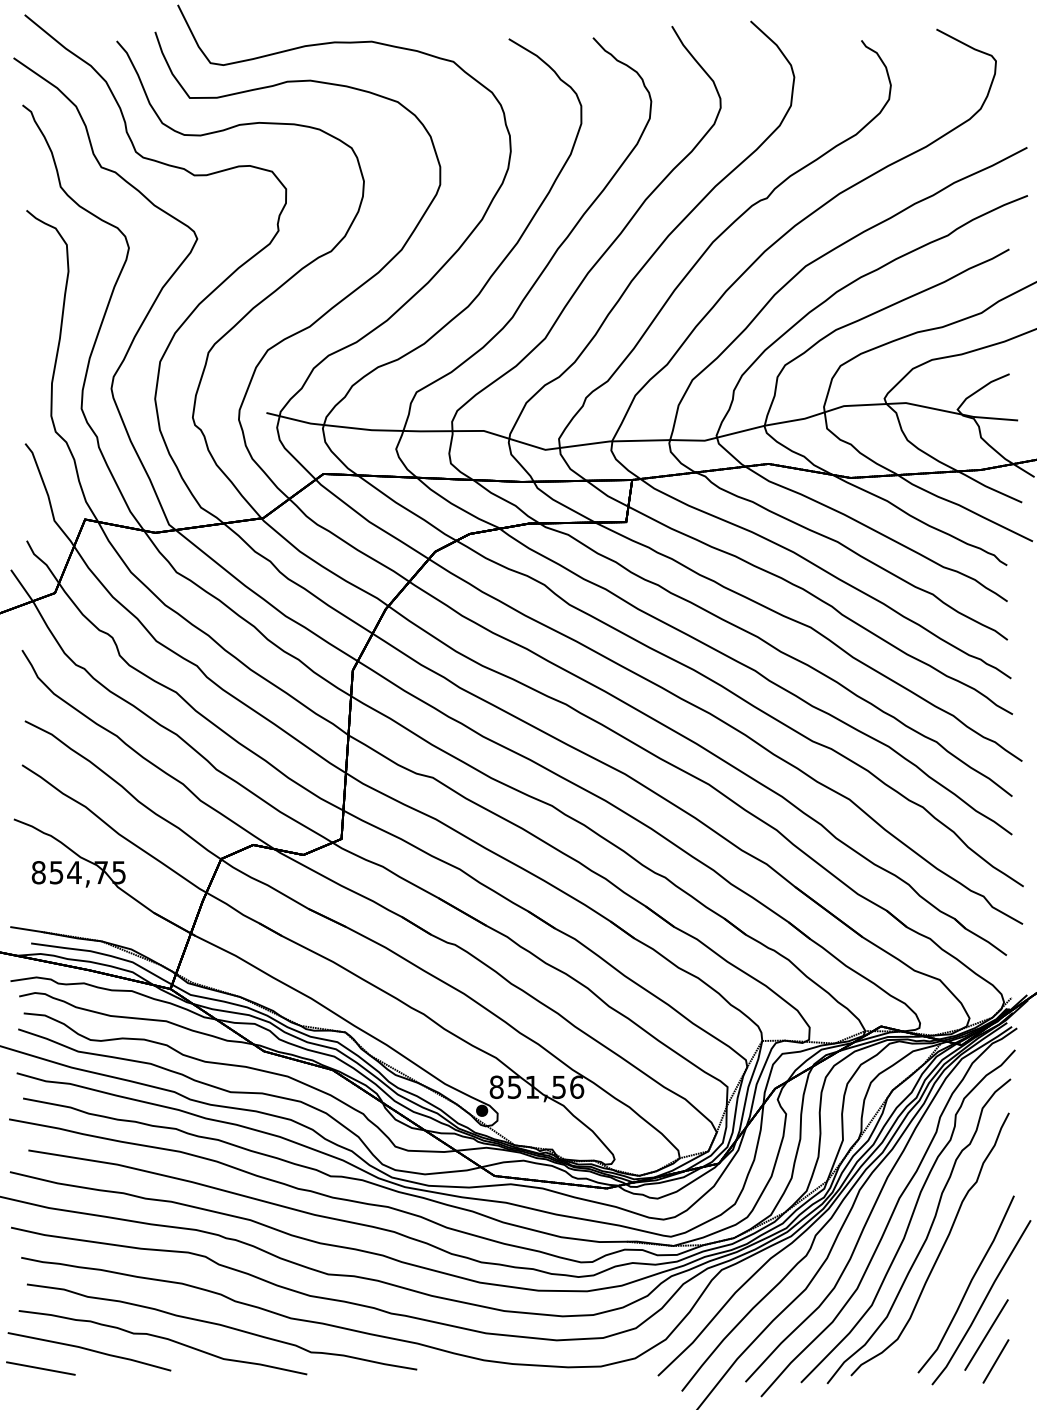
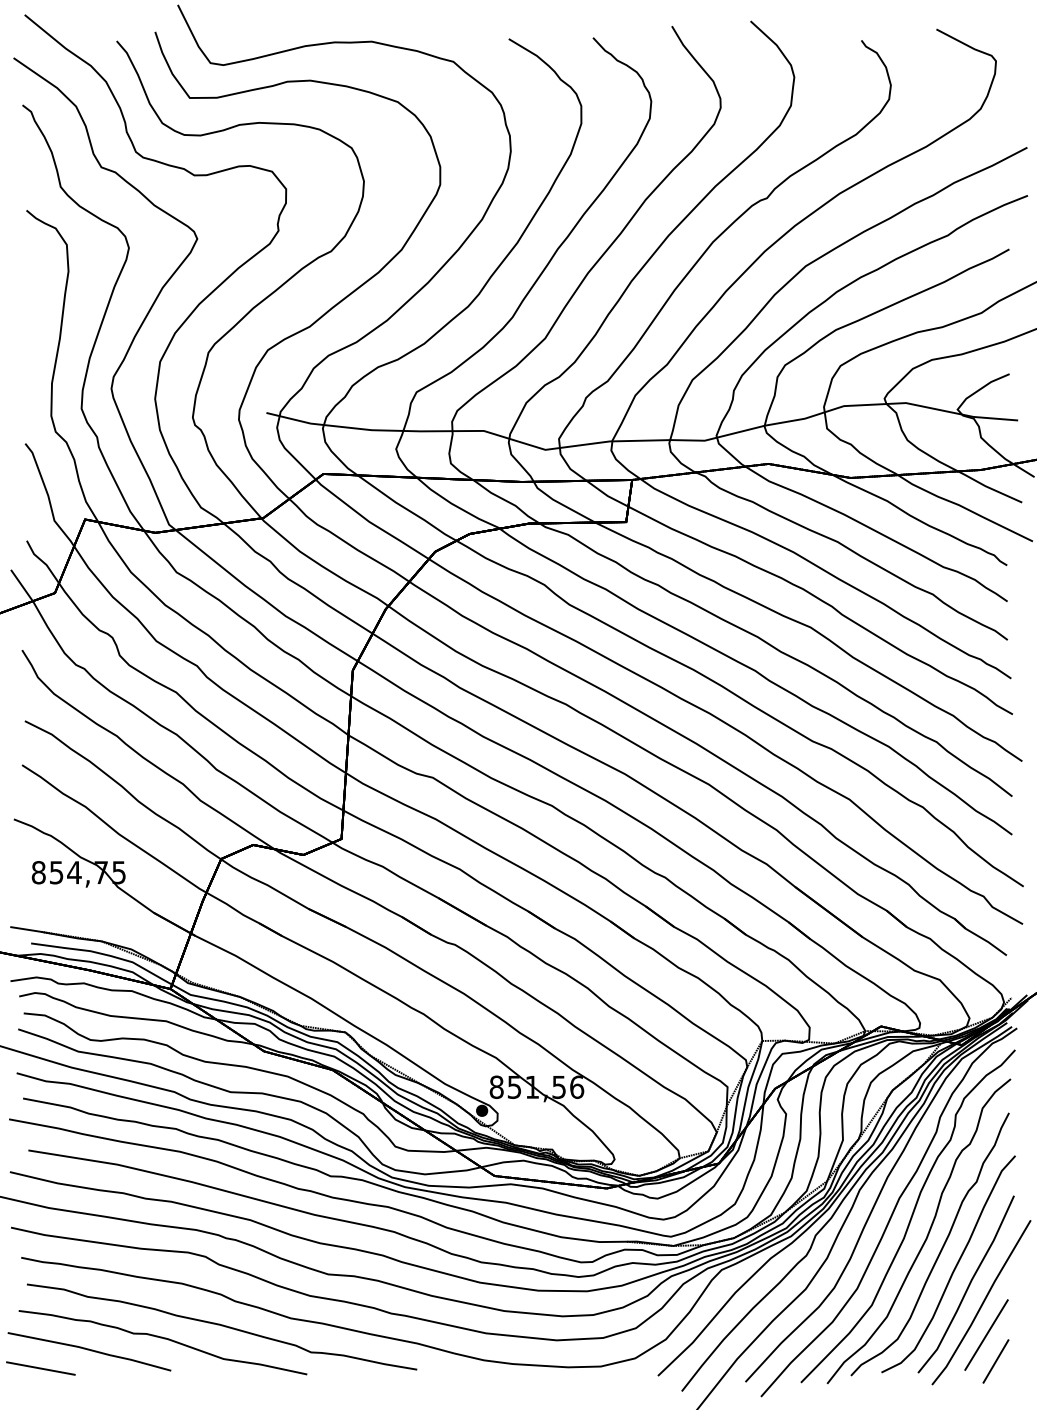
part: none -> present (954, 1267)
